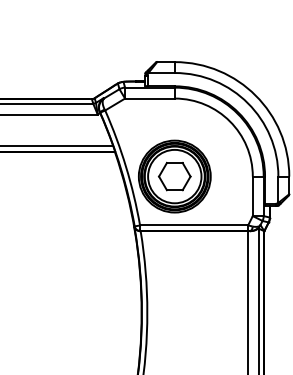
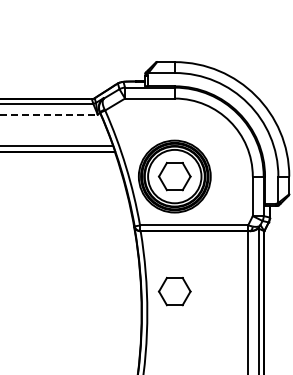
line: solid -> dashed (49, 114)
part: none -> present (174, 291)
